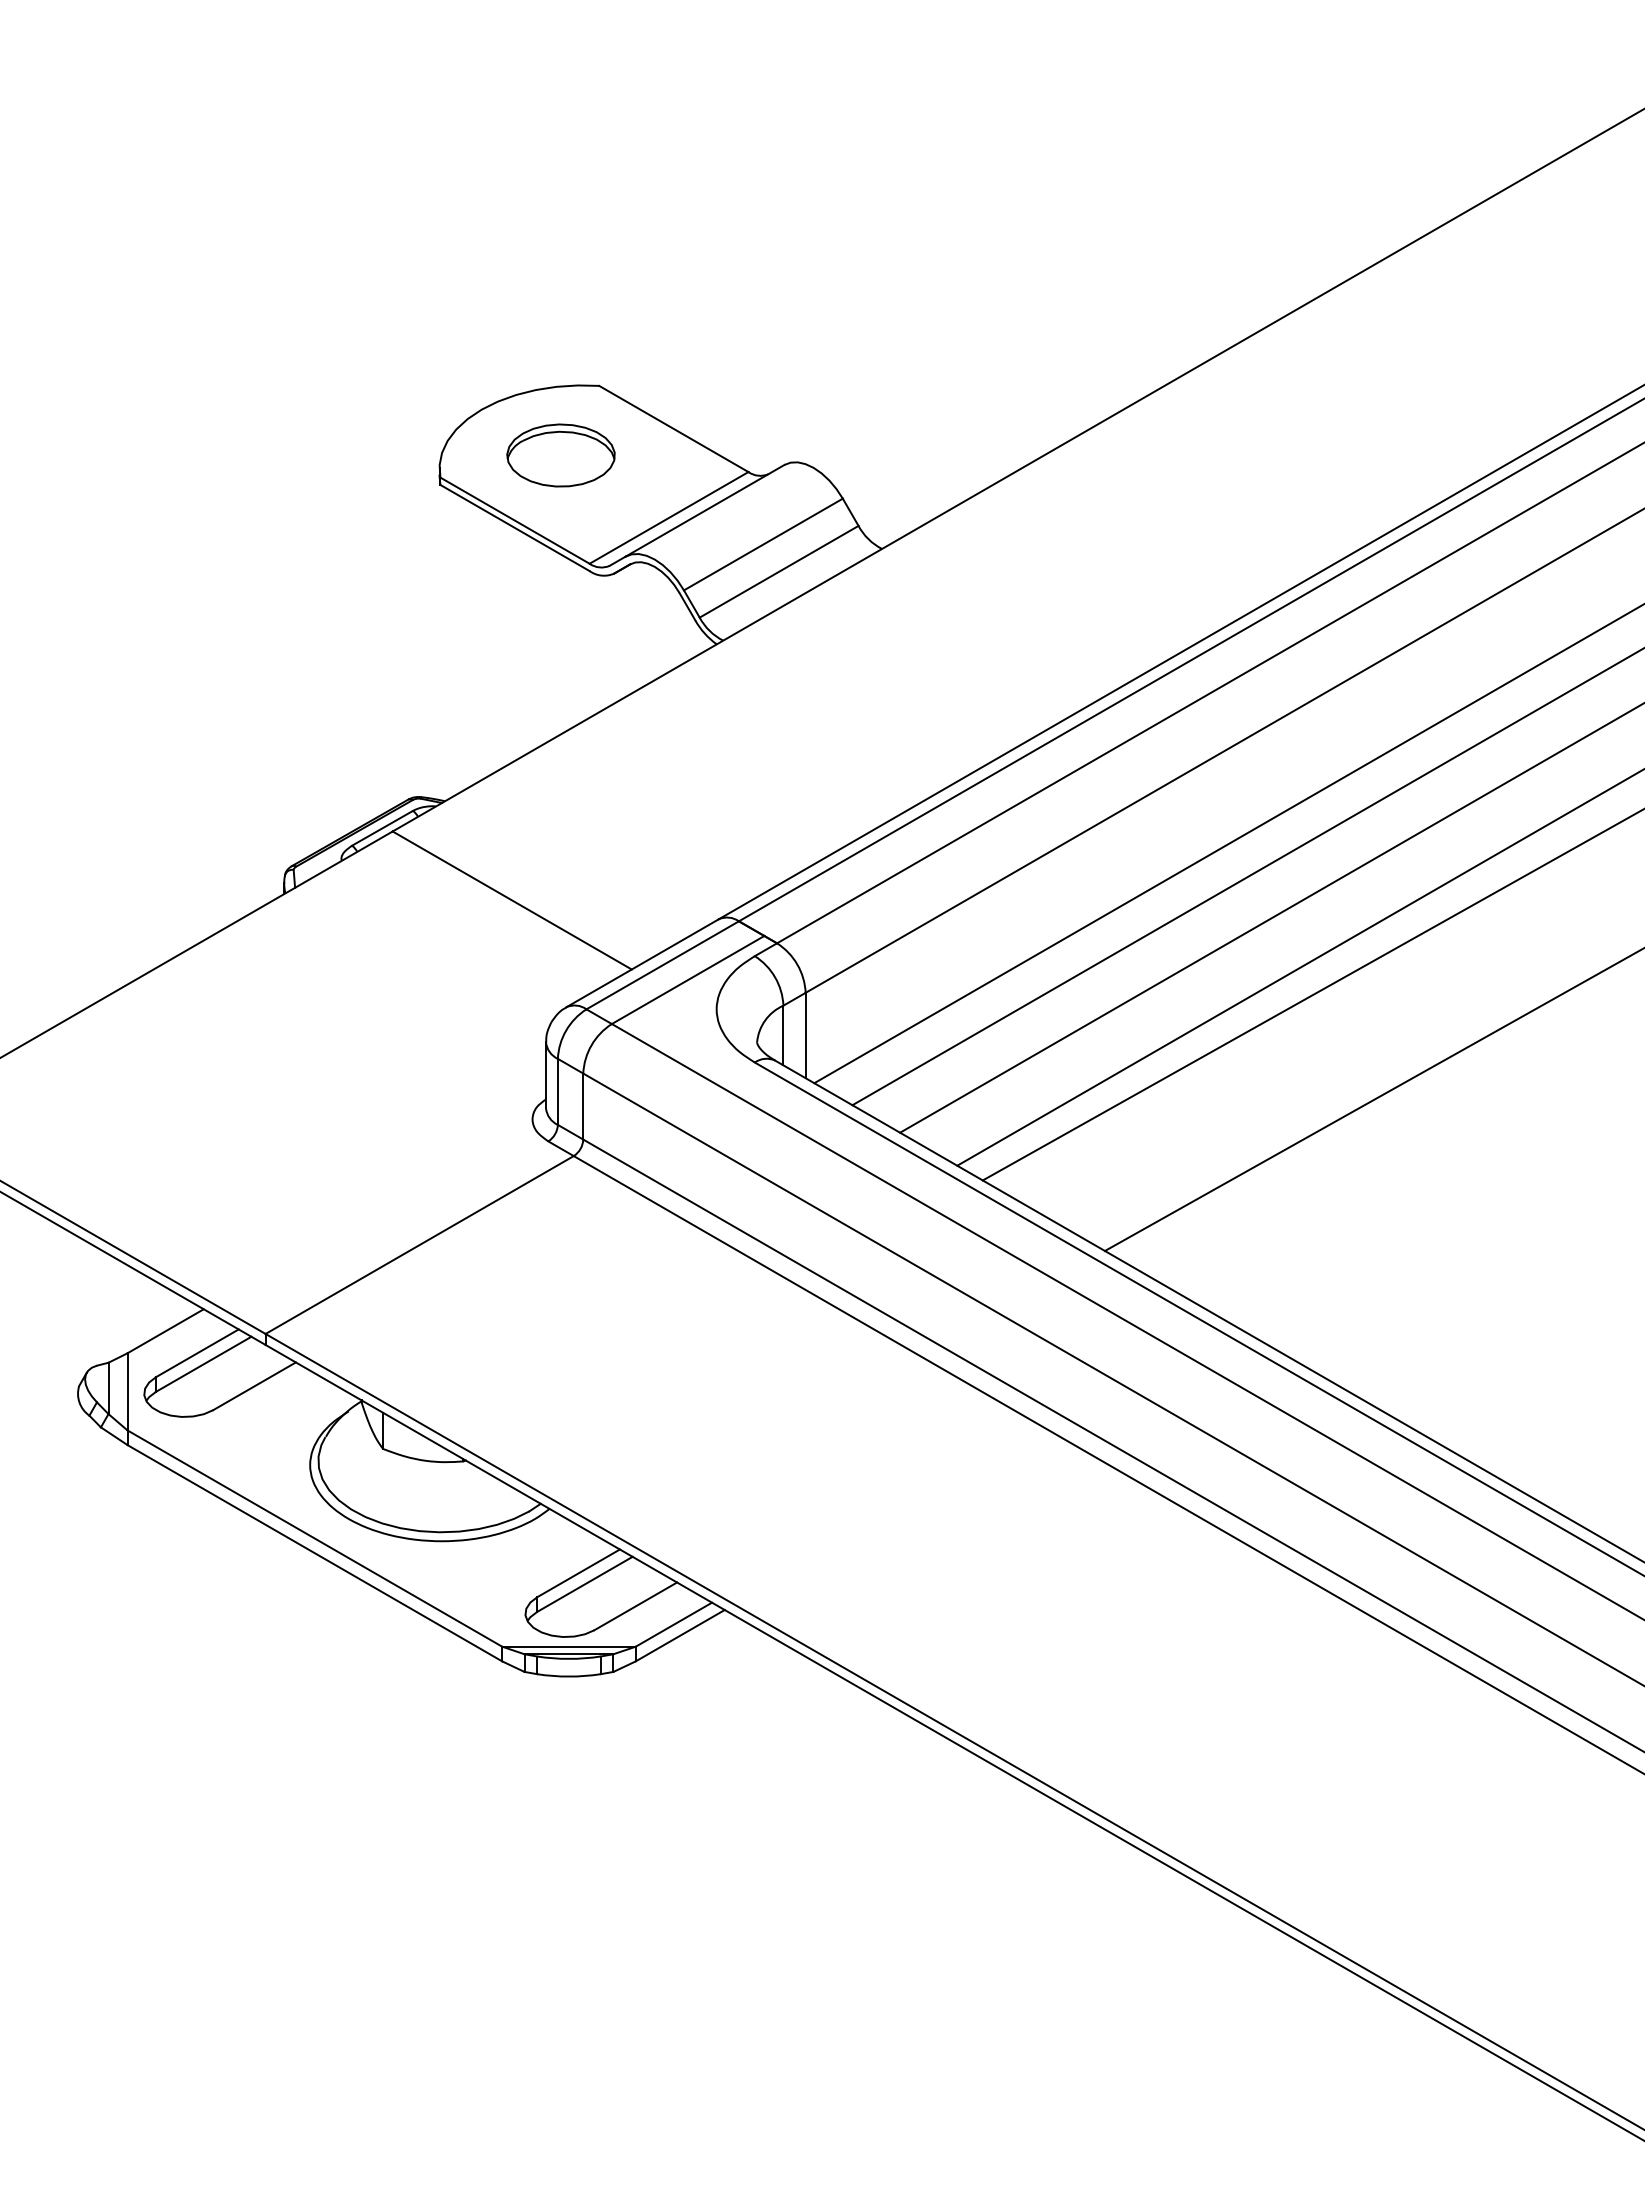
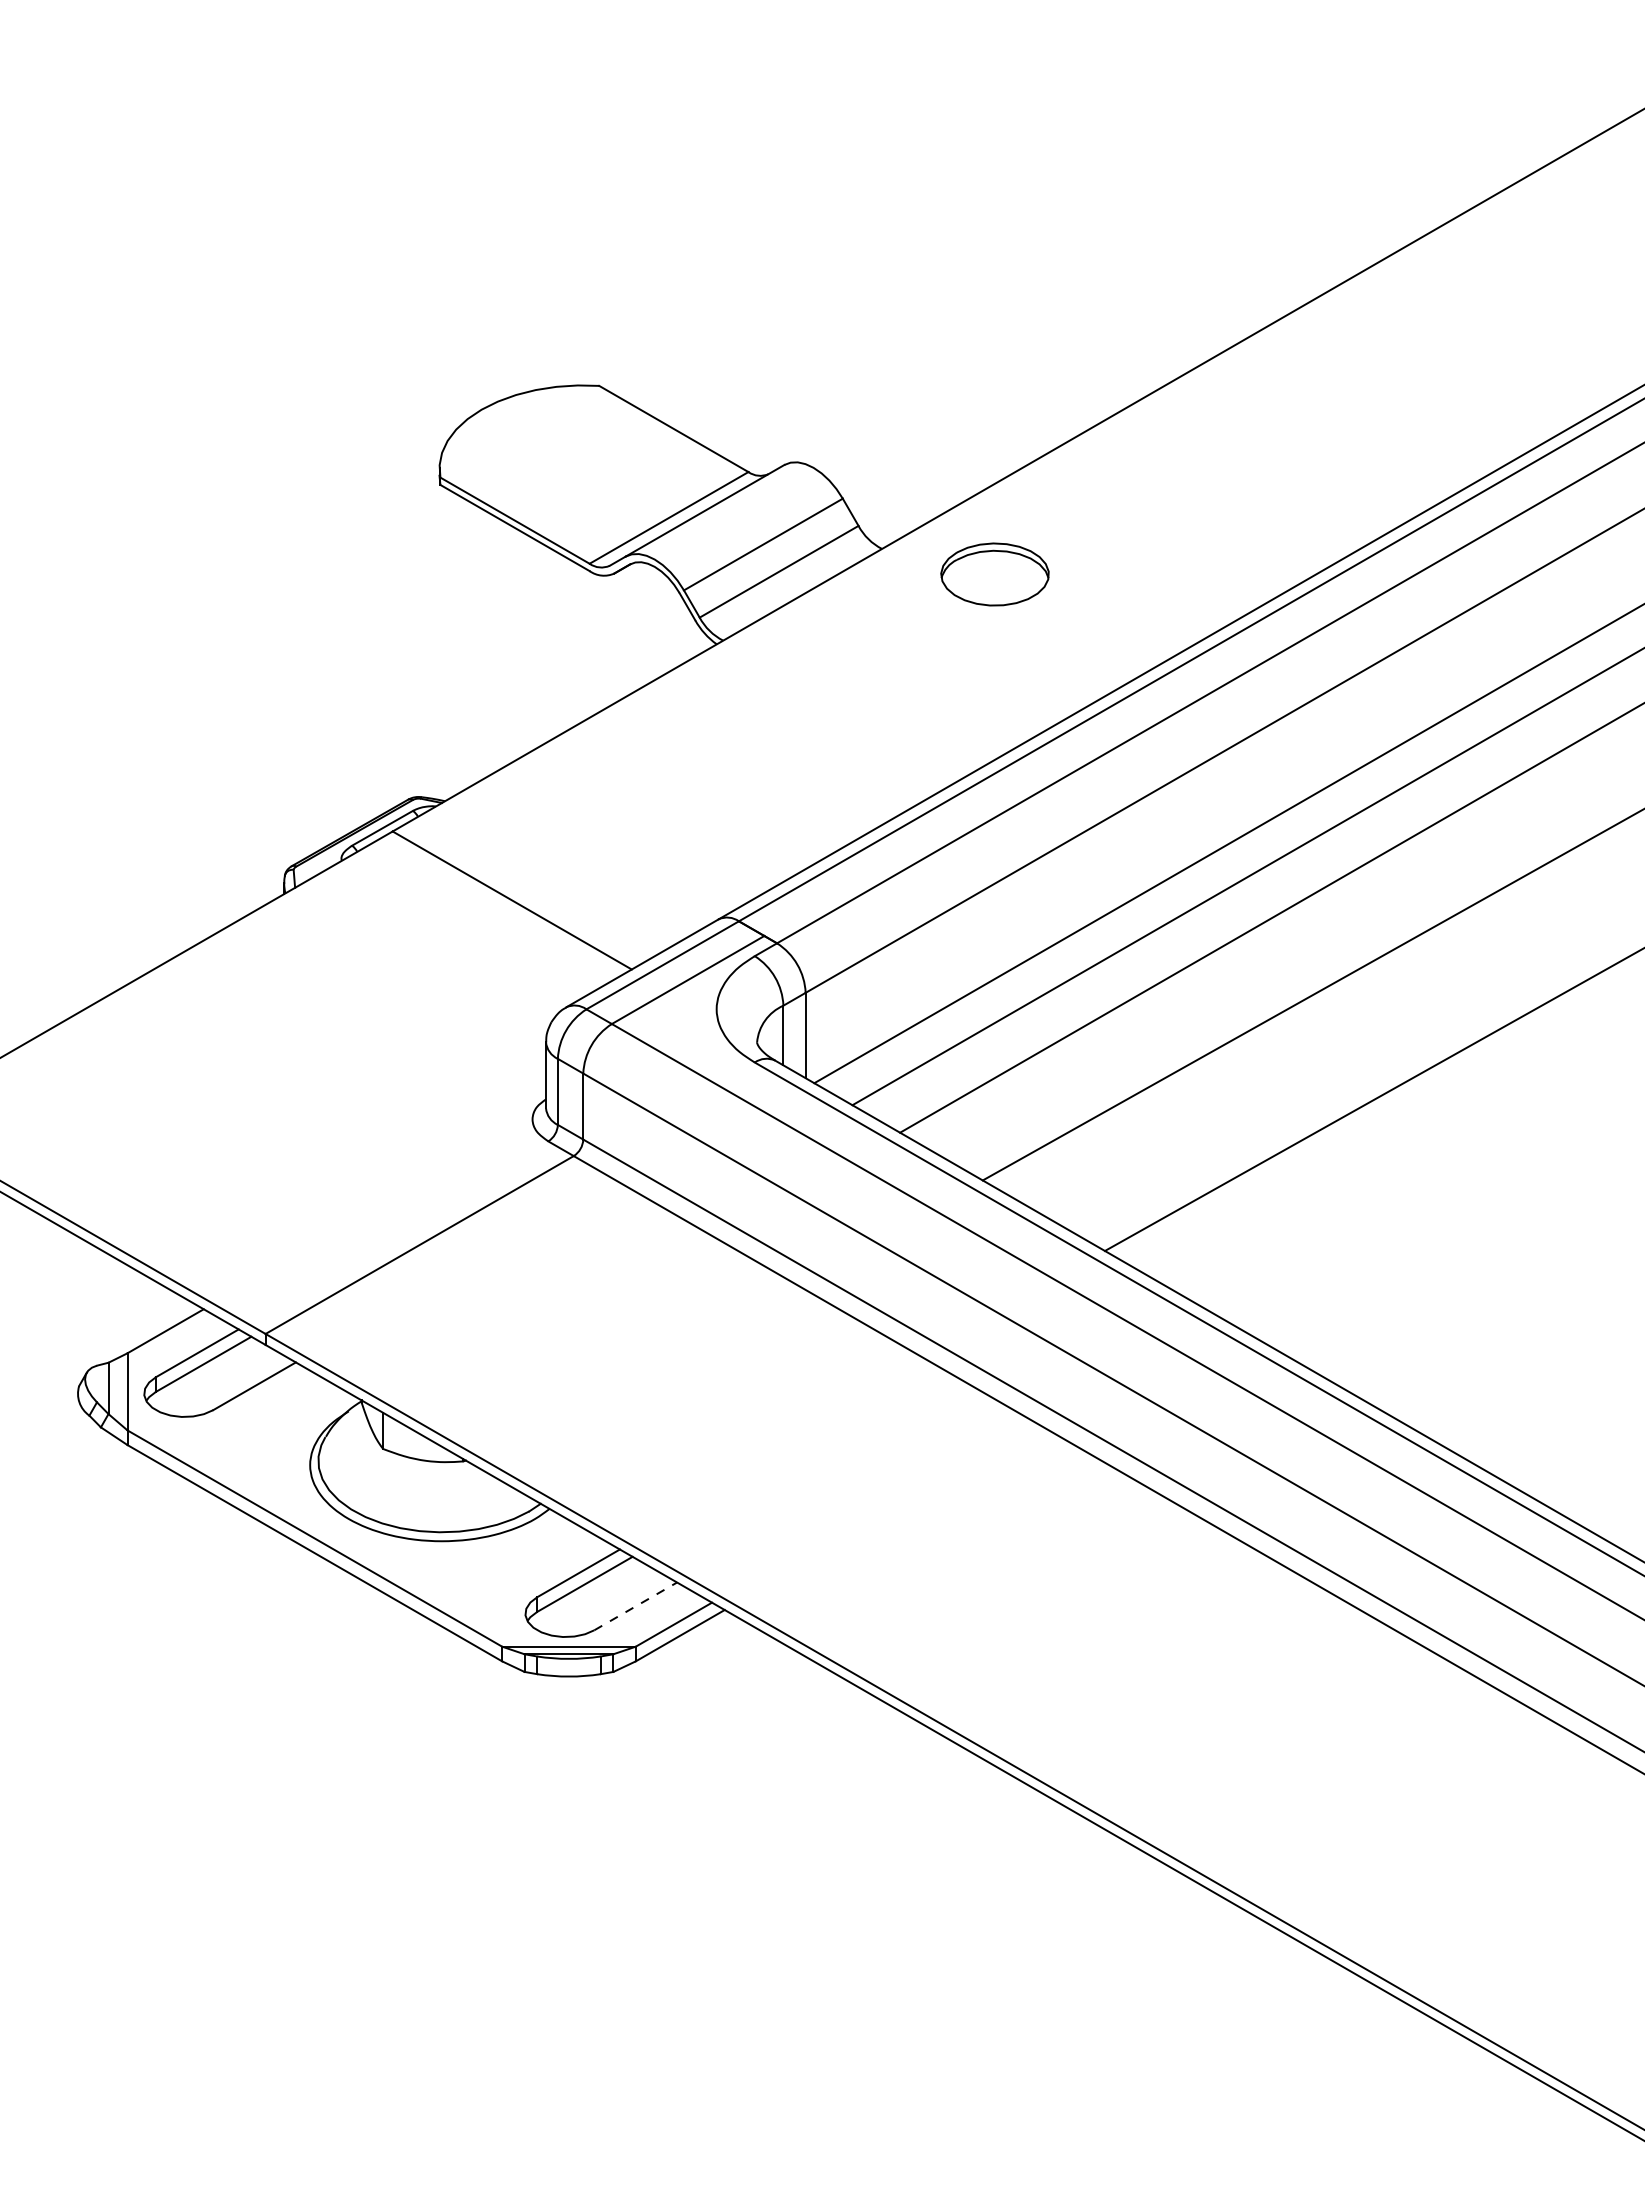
part position: (560, 455) -> (994, 574) (994, 574)
line: present -> none (1299, 967)
line: solid -> dashed (635, 1606)
